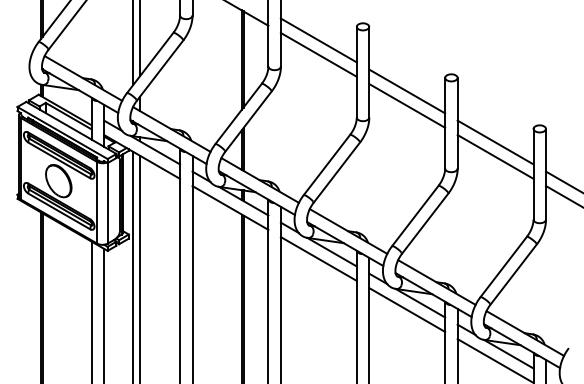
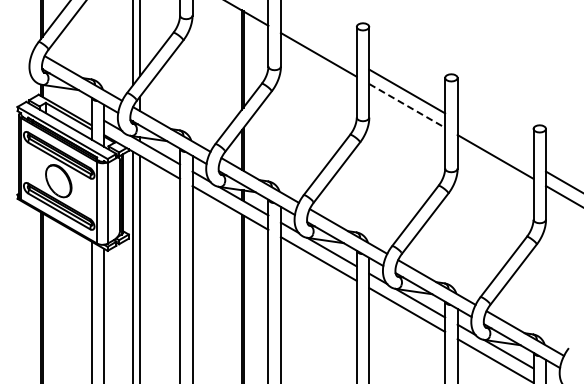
line: present -> none (318, 40)
line: solid -> dashed (407, 105)
line: present -> none (495, 142)
